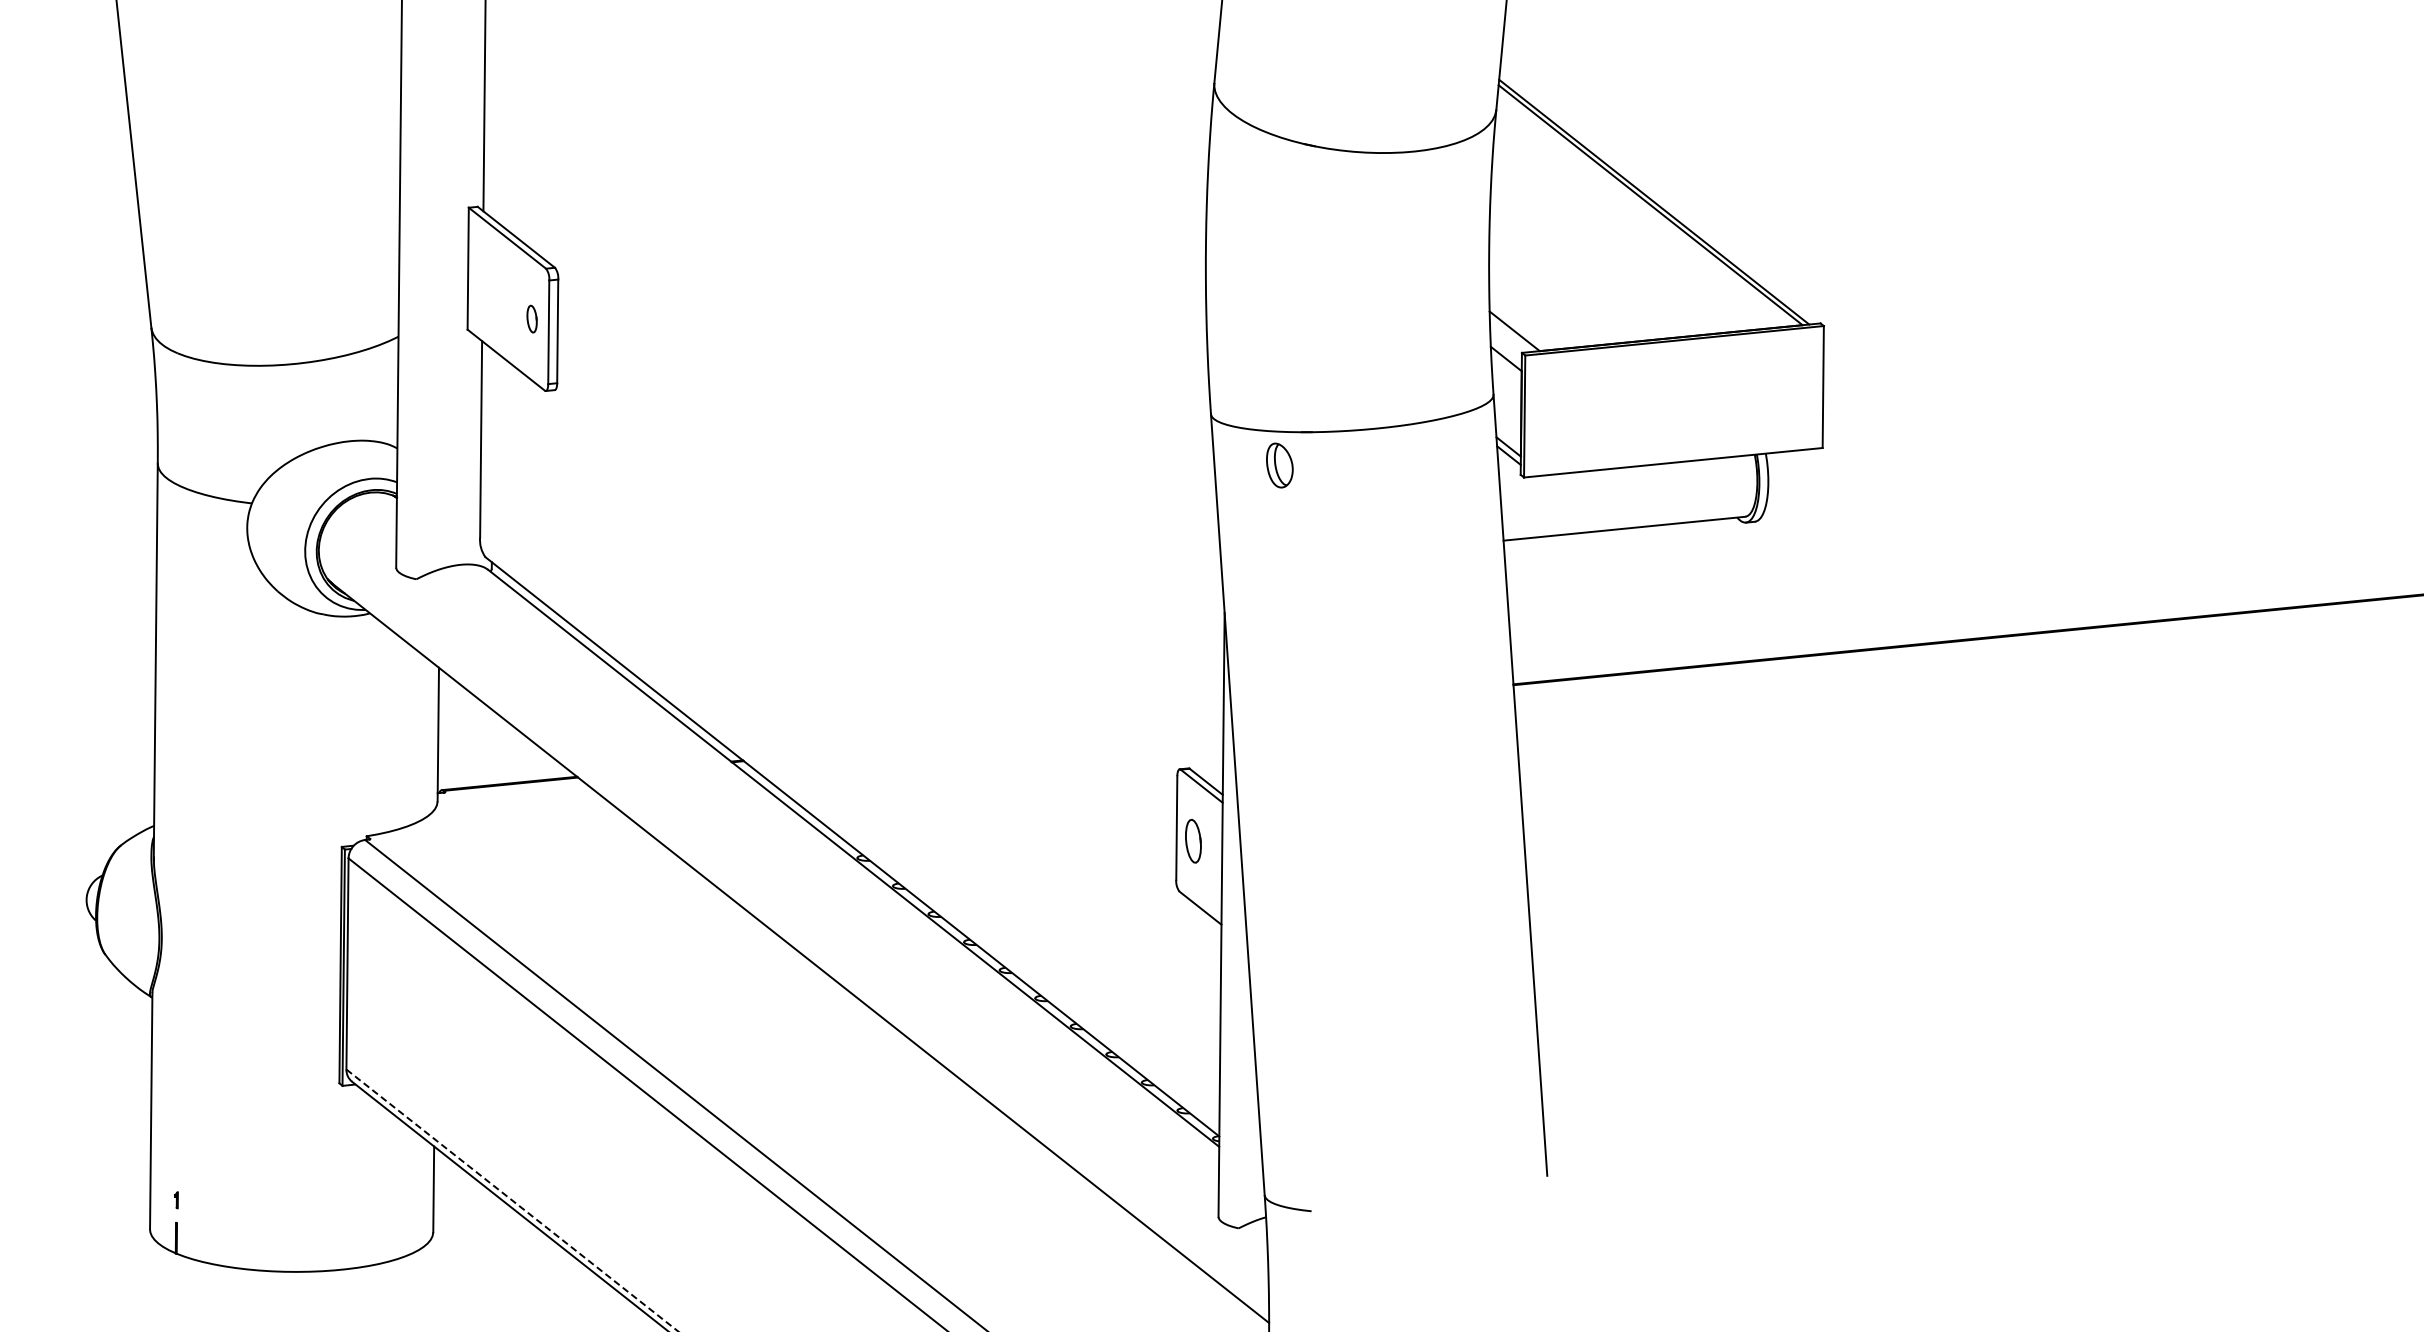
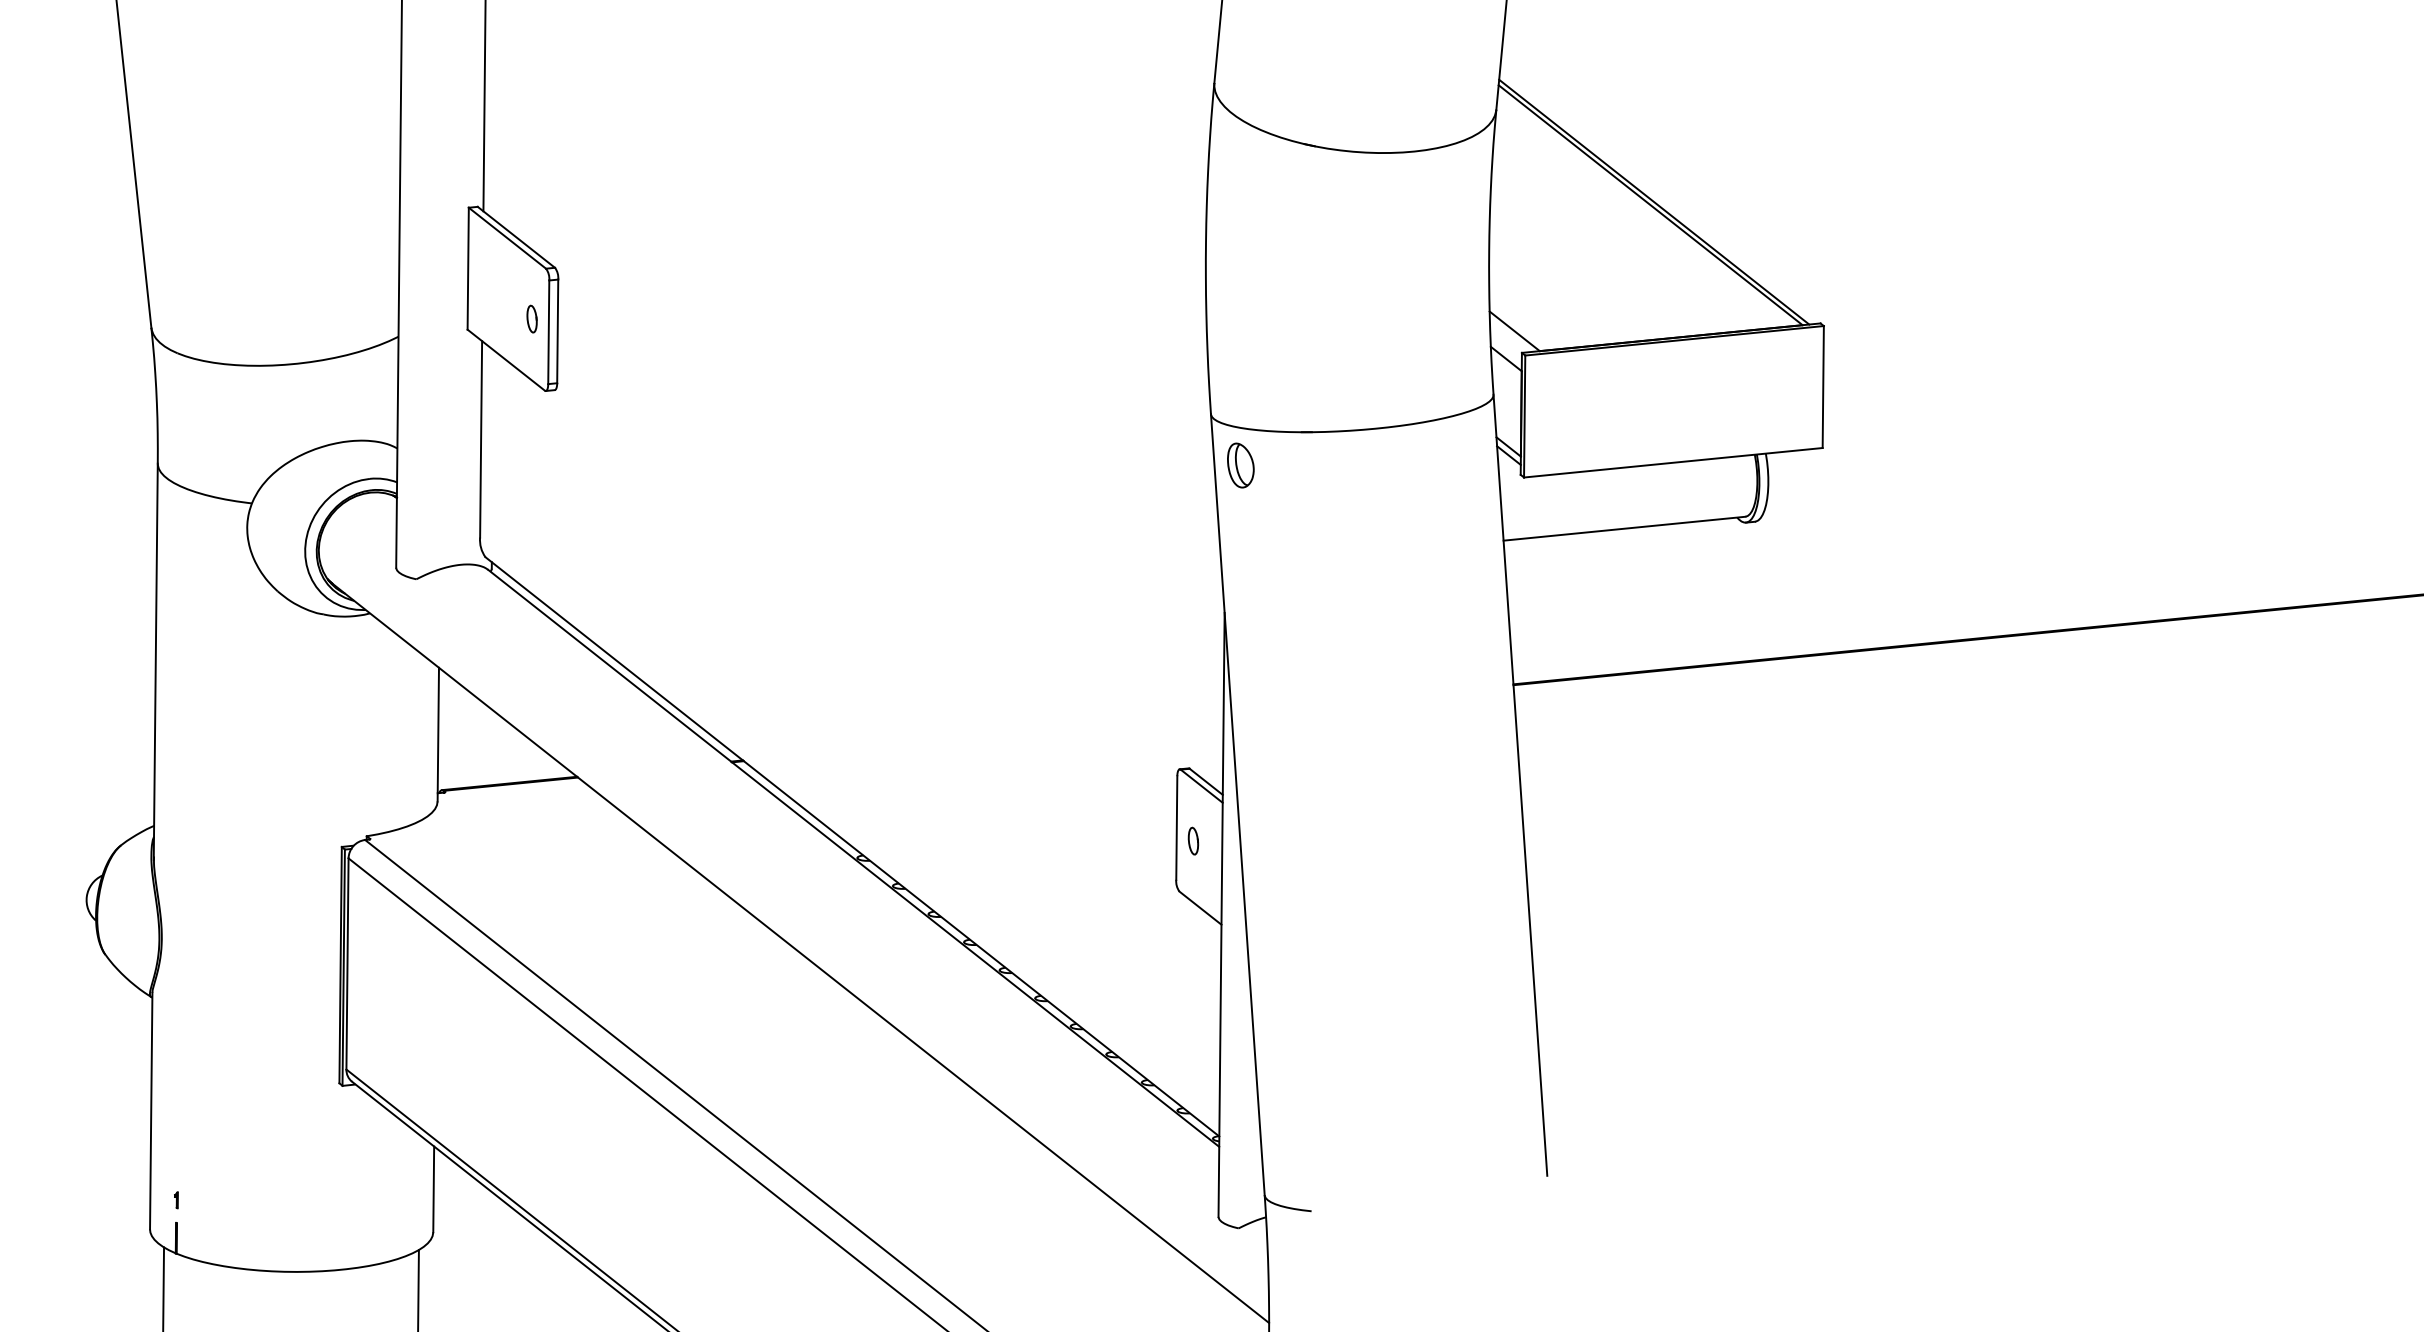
part position: (1279, 465) -> (1240, 465) (1240, 465)
part size: 17x45 px -> 13x30 px (1193, 840)
line: dashed -> solid (512, 1200)
line: none -> present (163, 1287)
line: none -> present (418, 1289)
